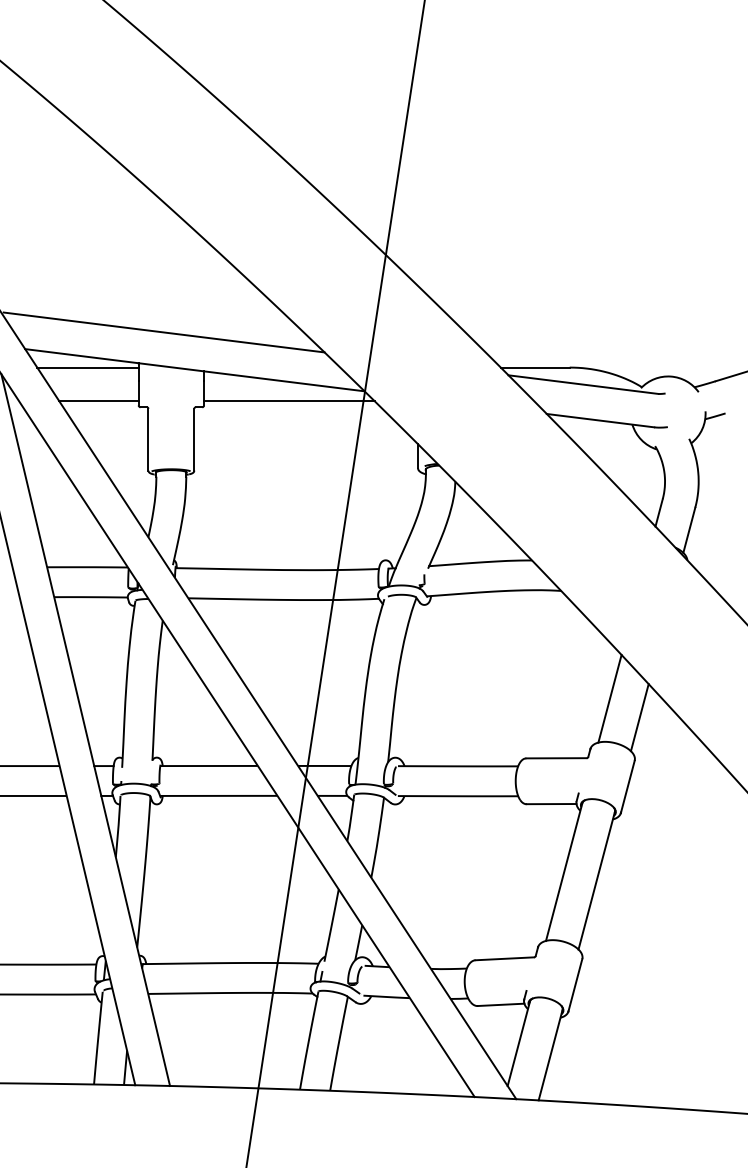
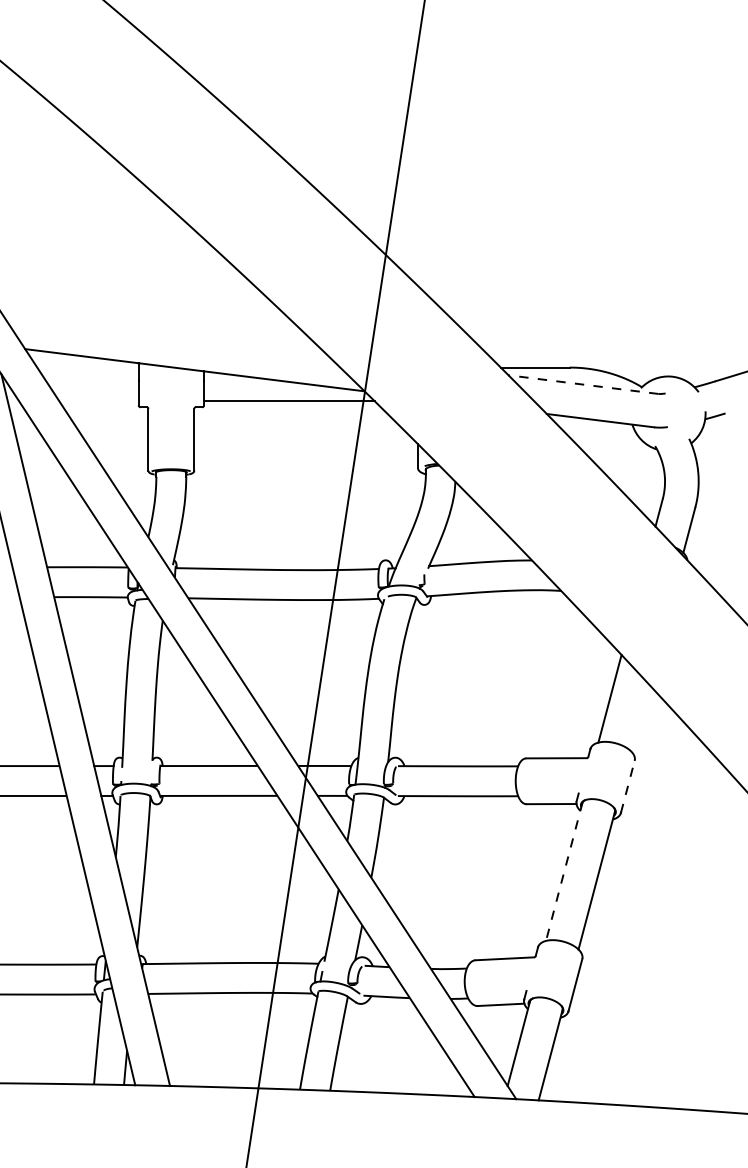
line: present -> none (163, 332)
line: present -> none (87, 367)
line: solid -> dashed (582, 384)
line: present -> none (98, 401)
line: present -> none (639, 717)
line: solid -> dashed (627, 786)
line: solid -> dashed (564, 871)
